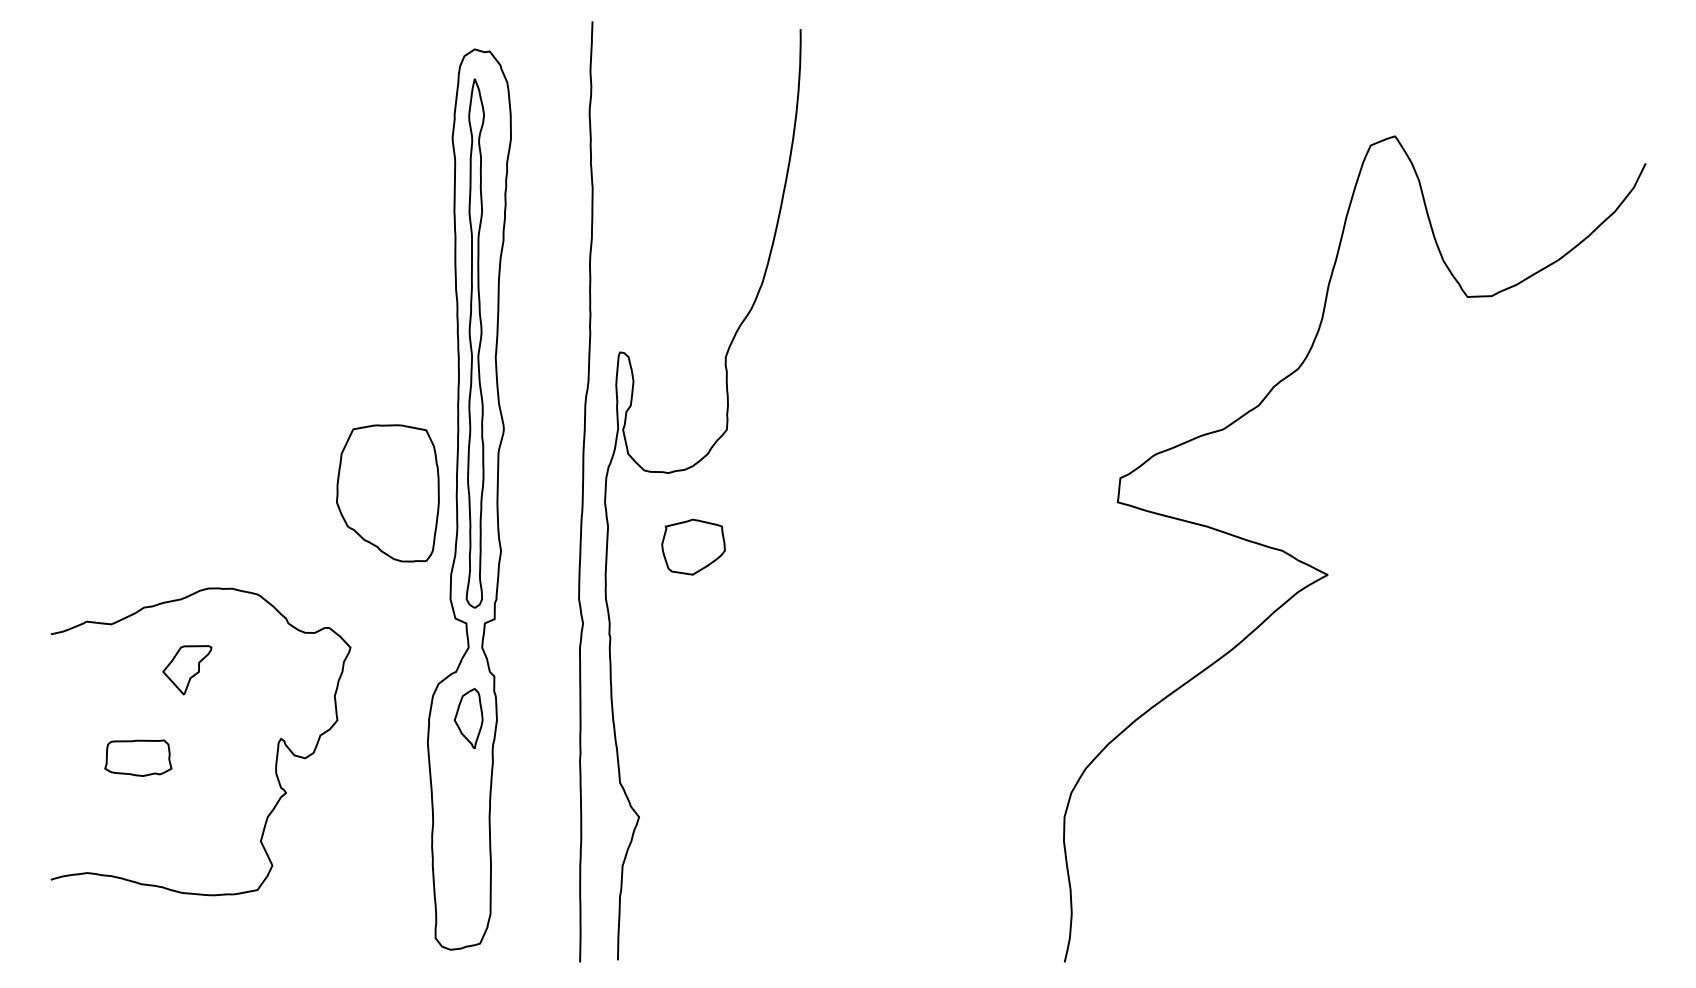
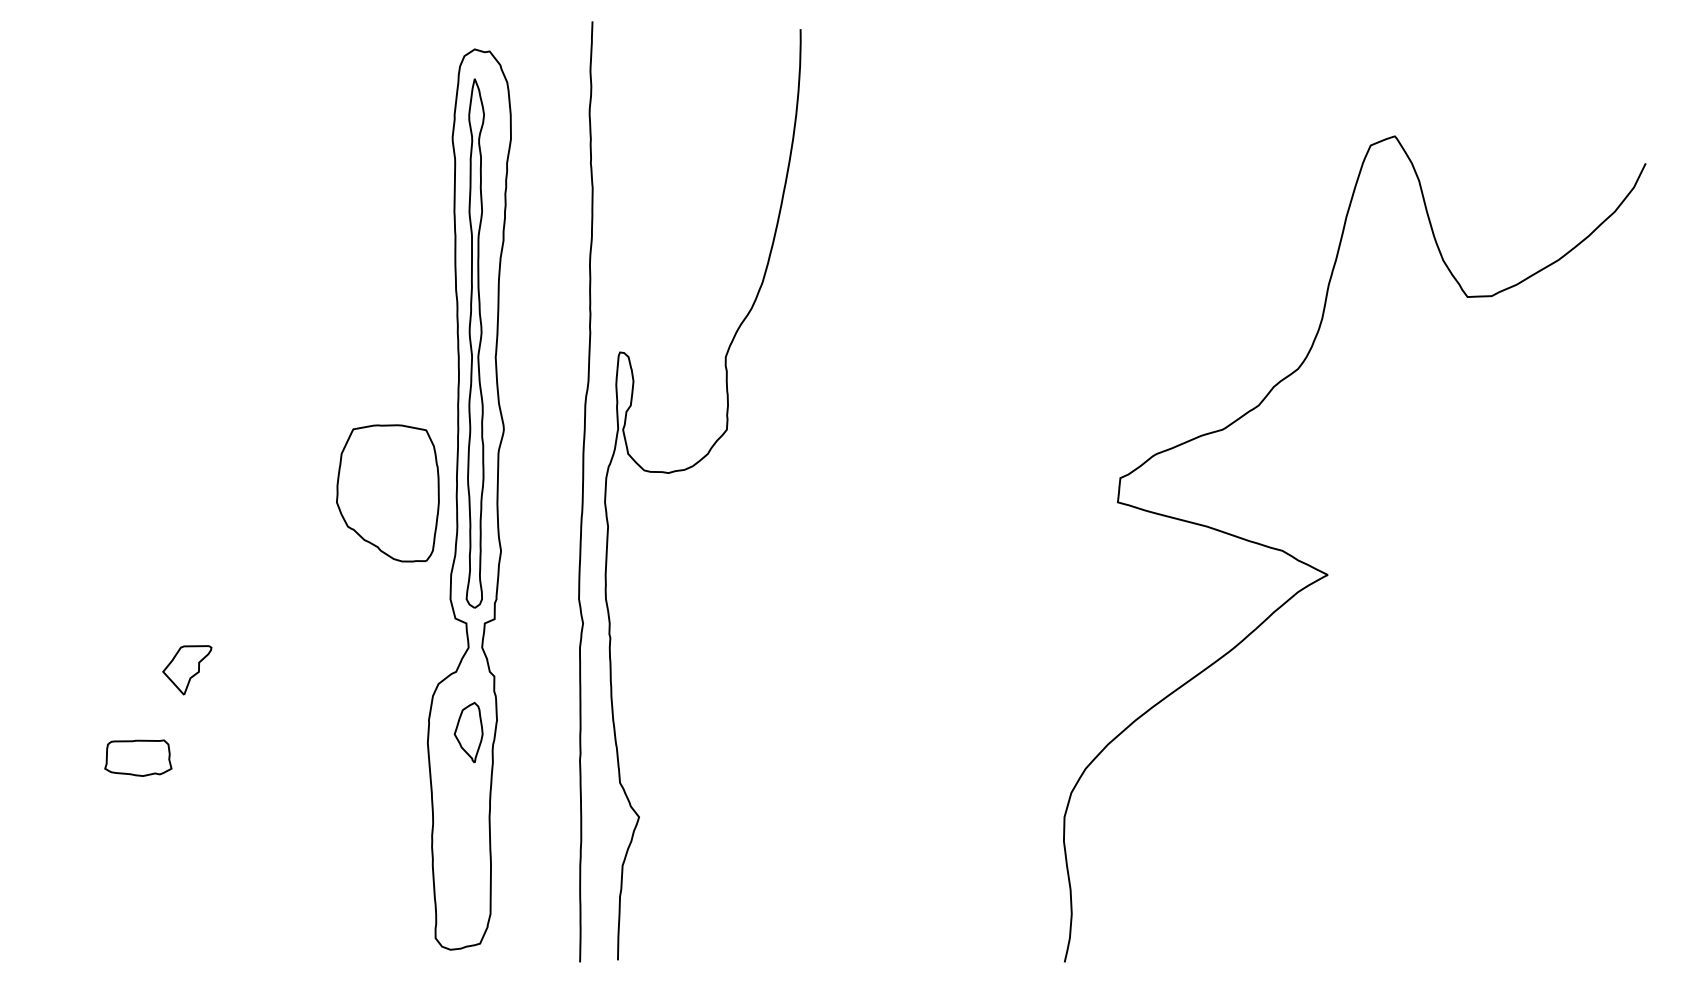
part: present -> none (693, 546)
part position: (468, 718) -> (468, 732) (468, 732)
curve: present -> none (276, 751)
